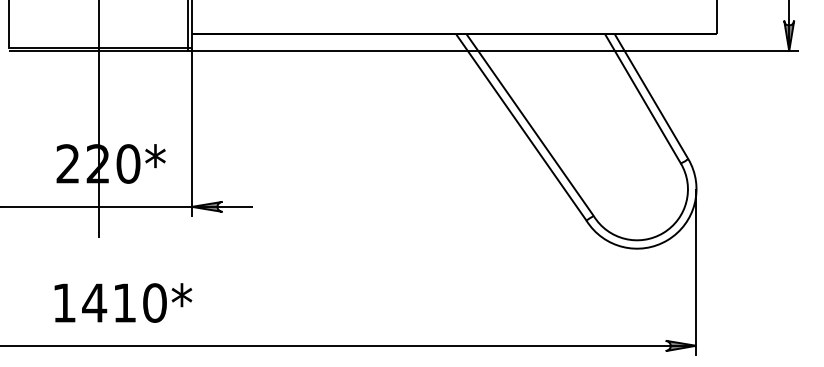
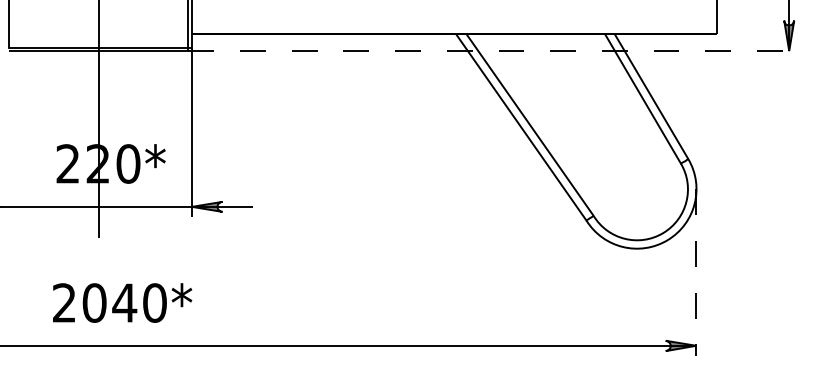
line: solid -> dashed (494, 51)
line: solid -> dashed (696, 273)
text: 1410* -> 2040* (95, 302)
